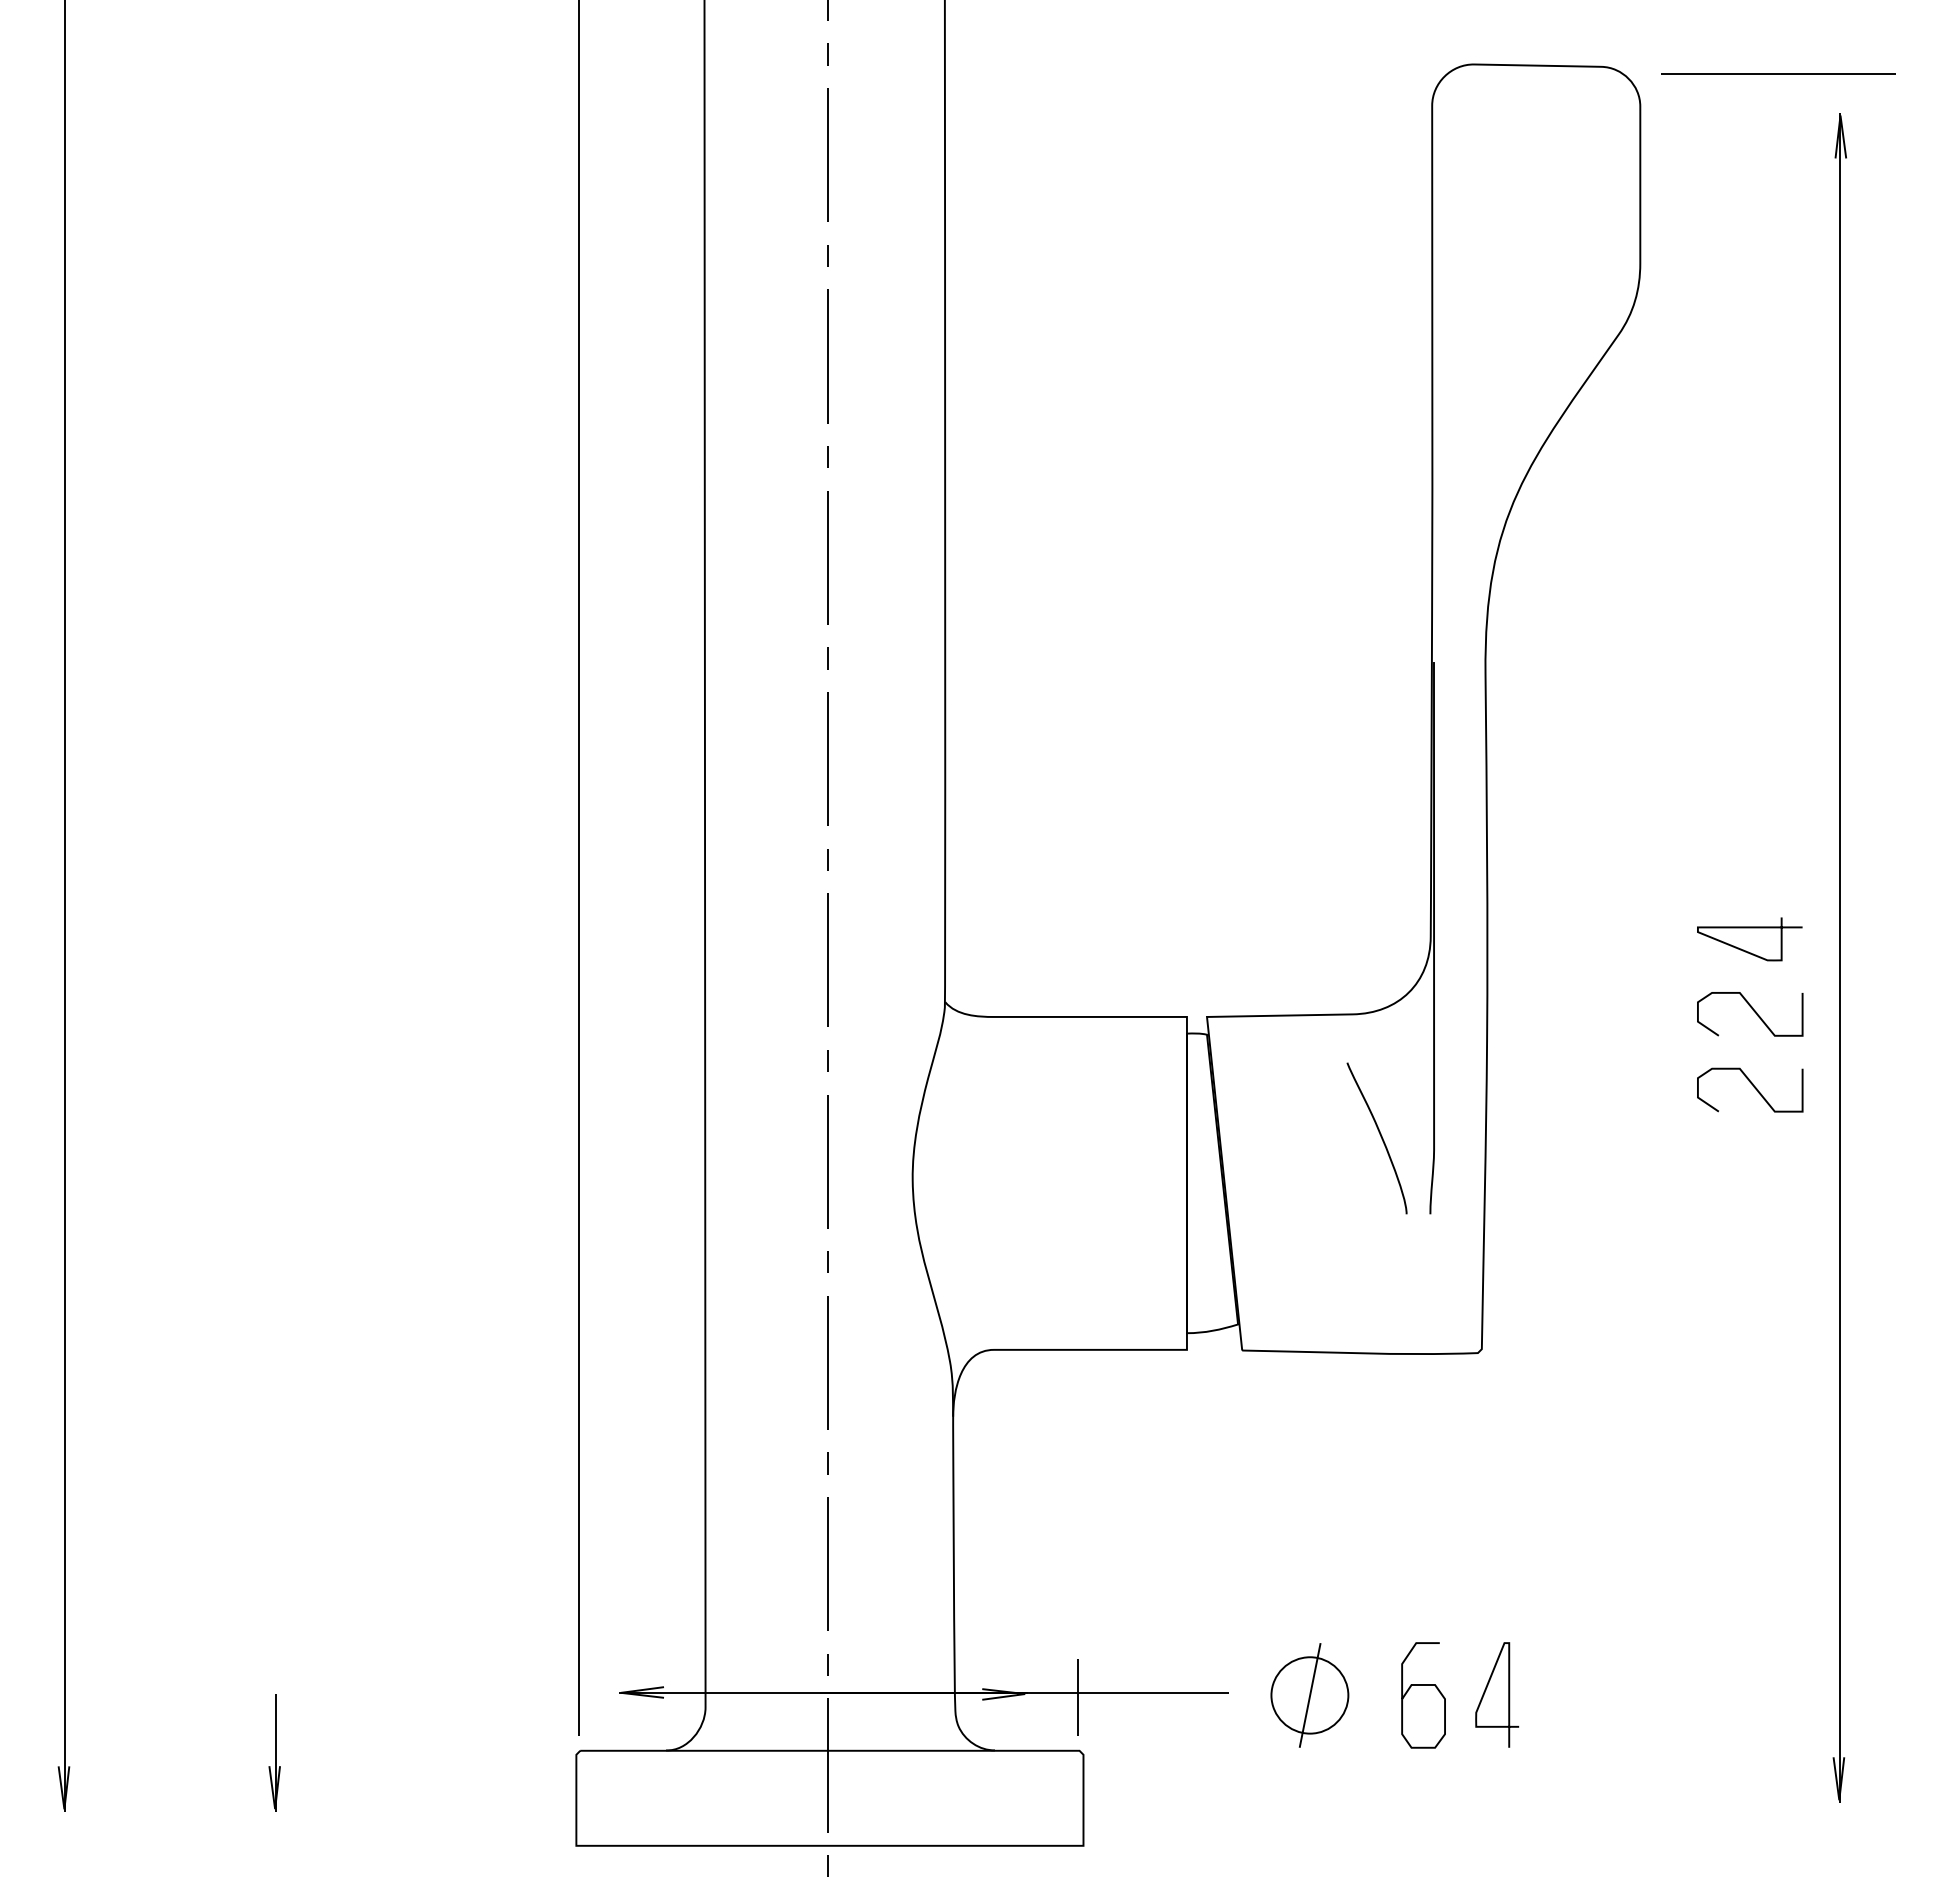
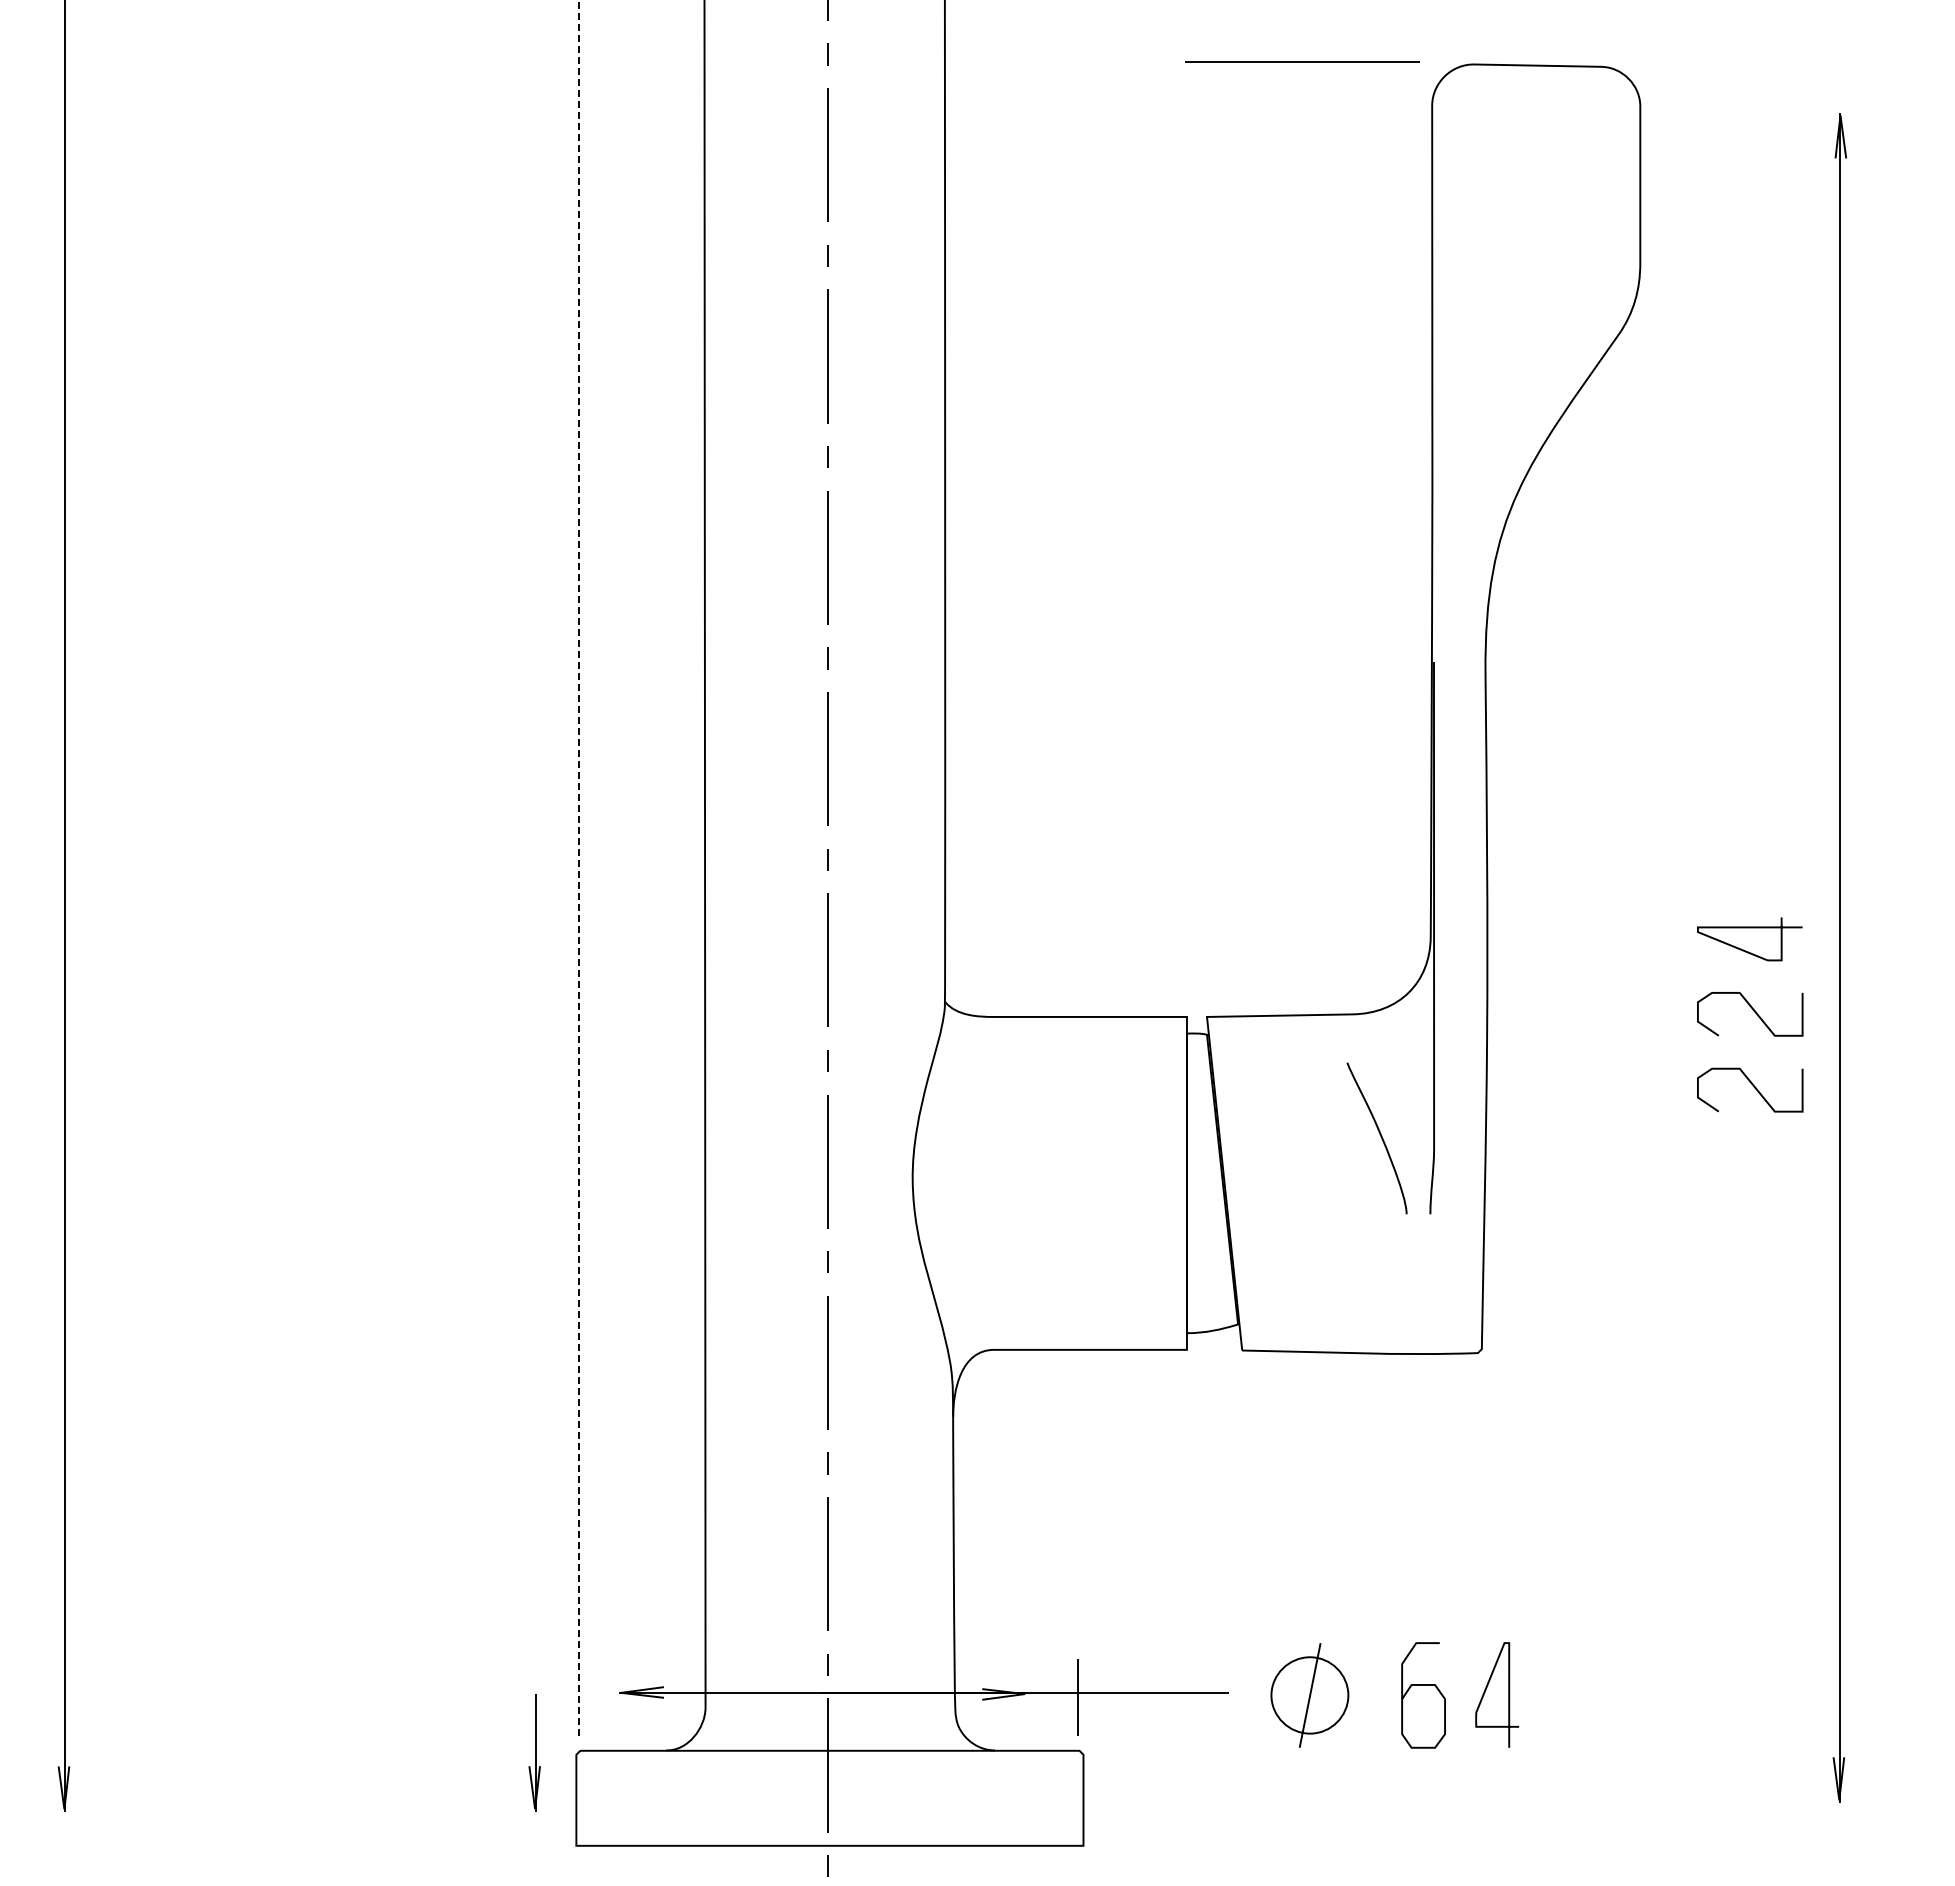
line position: (1778, 73) -> (1302, 61) (1302, 61)
line: solid -> dashed (579, 868)
part position: (274, 1752) -> (534, 1752) (534, 1752)
